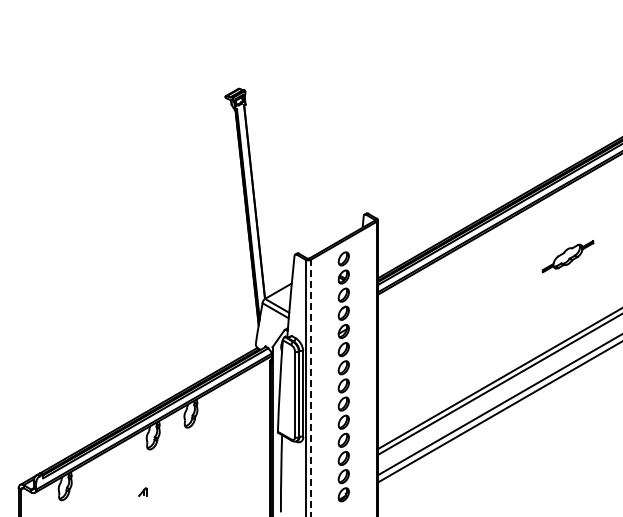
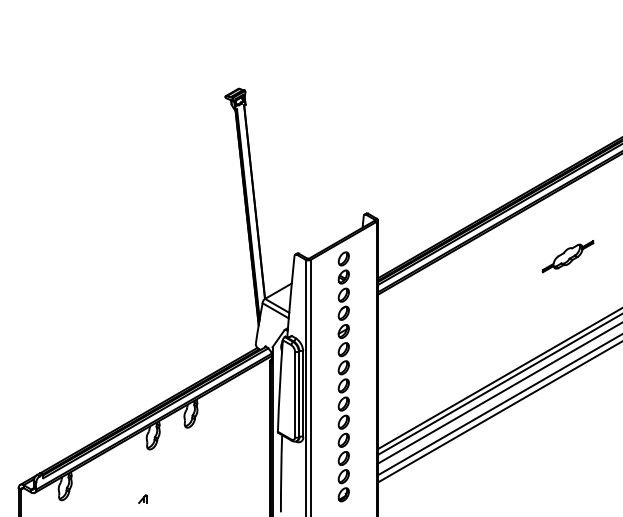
line: dashed -> solid (310, 387)
line: none -> present (498, 393)
part position: (142, 491) -> (142, 498) (142, 498)
